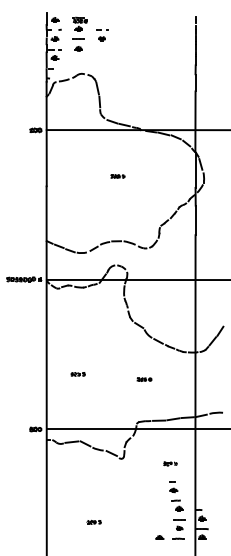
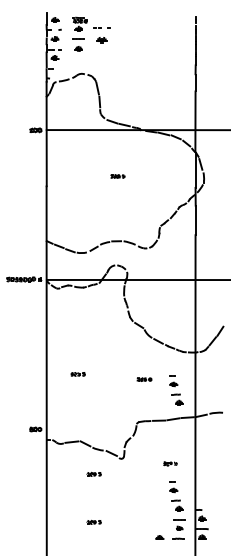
part size: 13x13 px -> 18x17 px (101, 35)
part: none -> present (176, 390)
line: present -> none (136, 429)
part: none -> present (93, 473)
